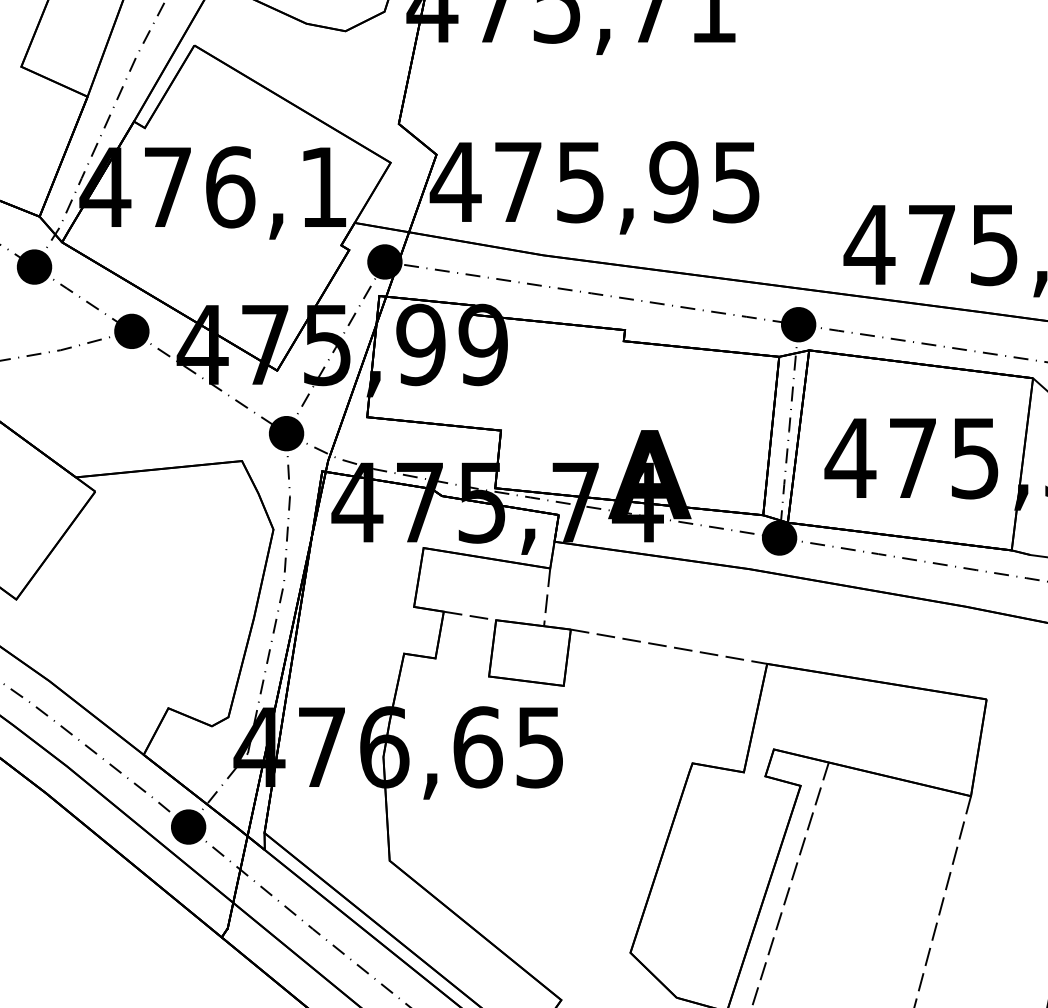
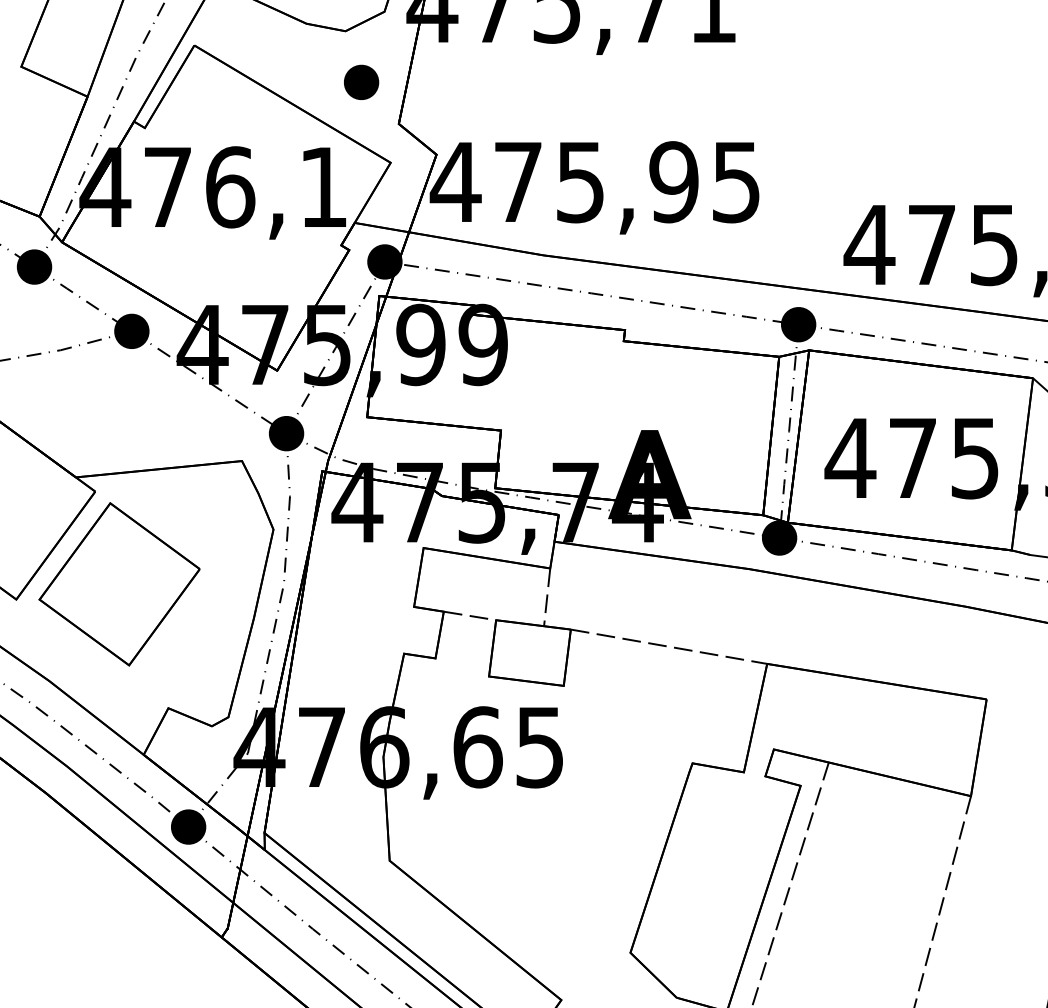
part: none -> present (361, 81)
part: none -> present (119, 584)
